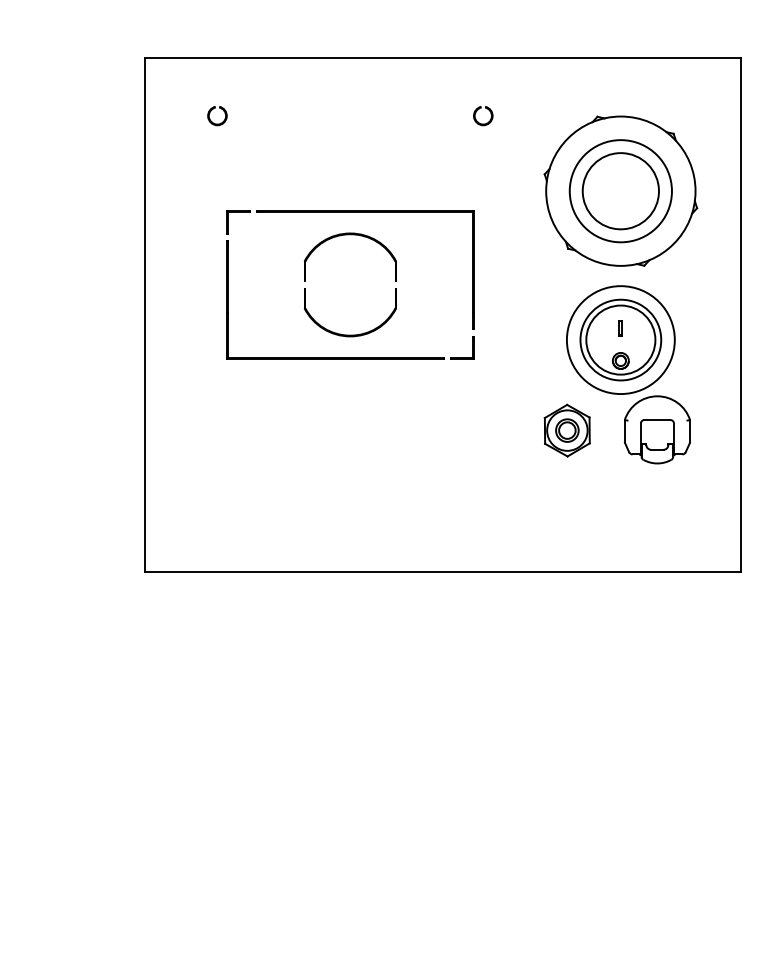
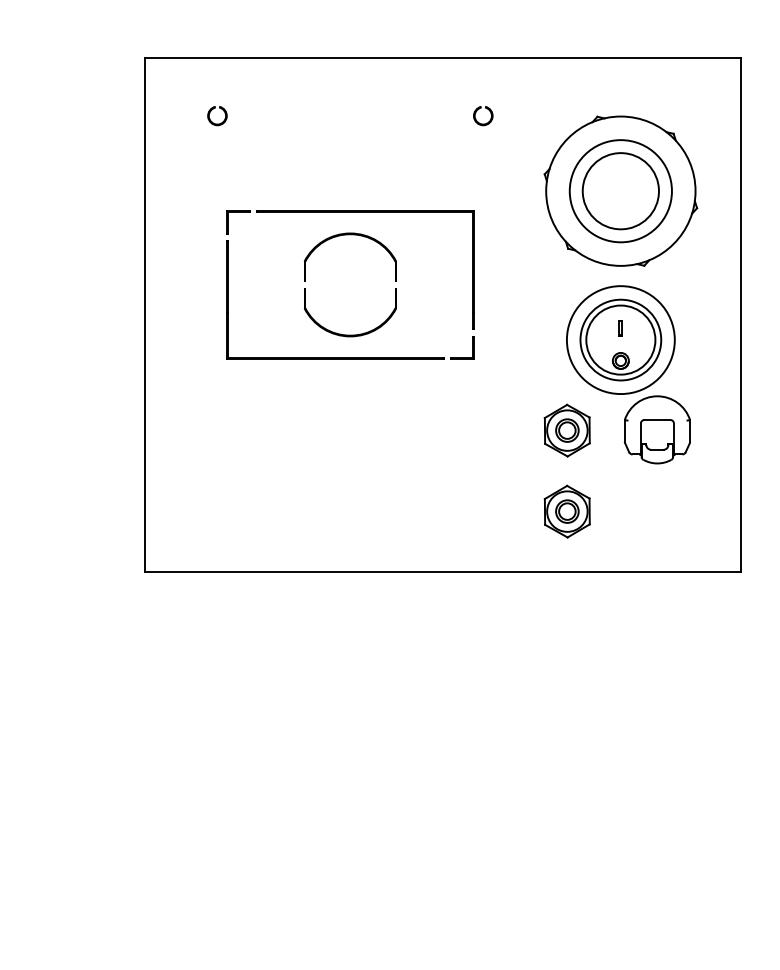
part: none -> present (566, 511)
